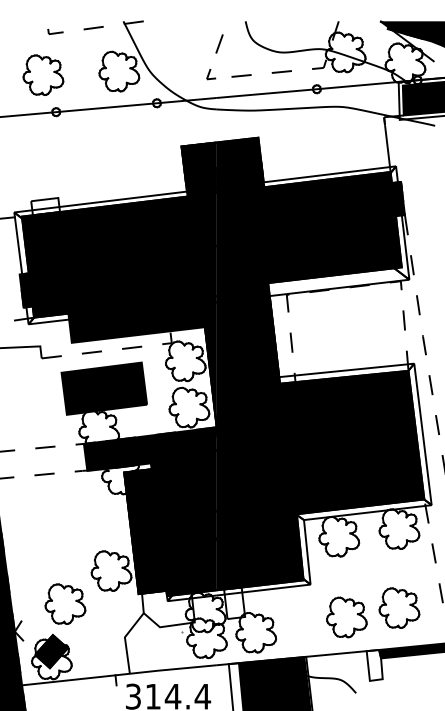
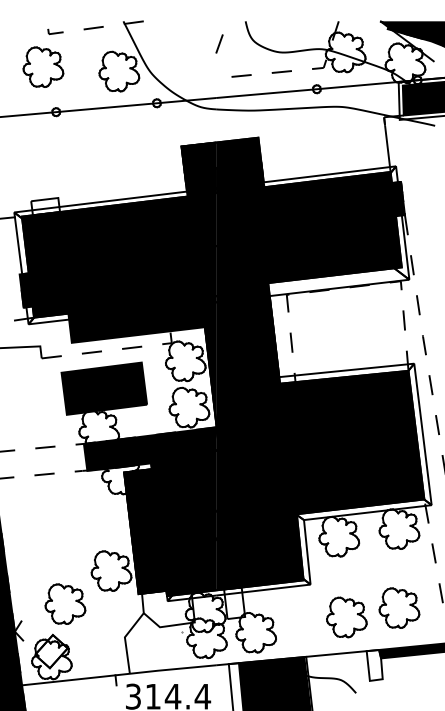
part position: (43, 74) -> (43, 66) (43, 66)
line: present -> none (209, 74)
fill: present -> none (51, 651)
